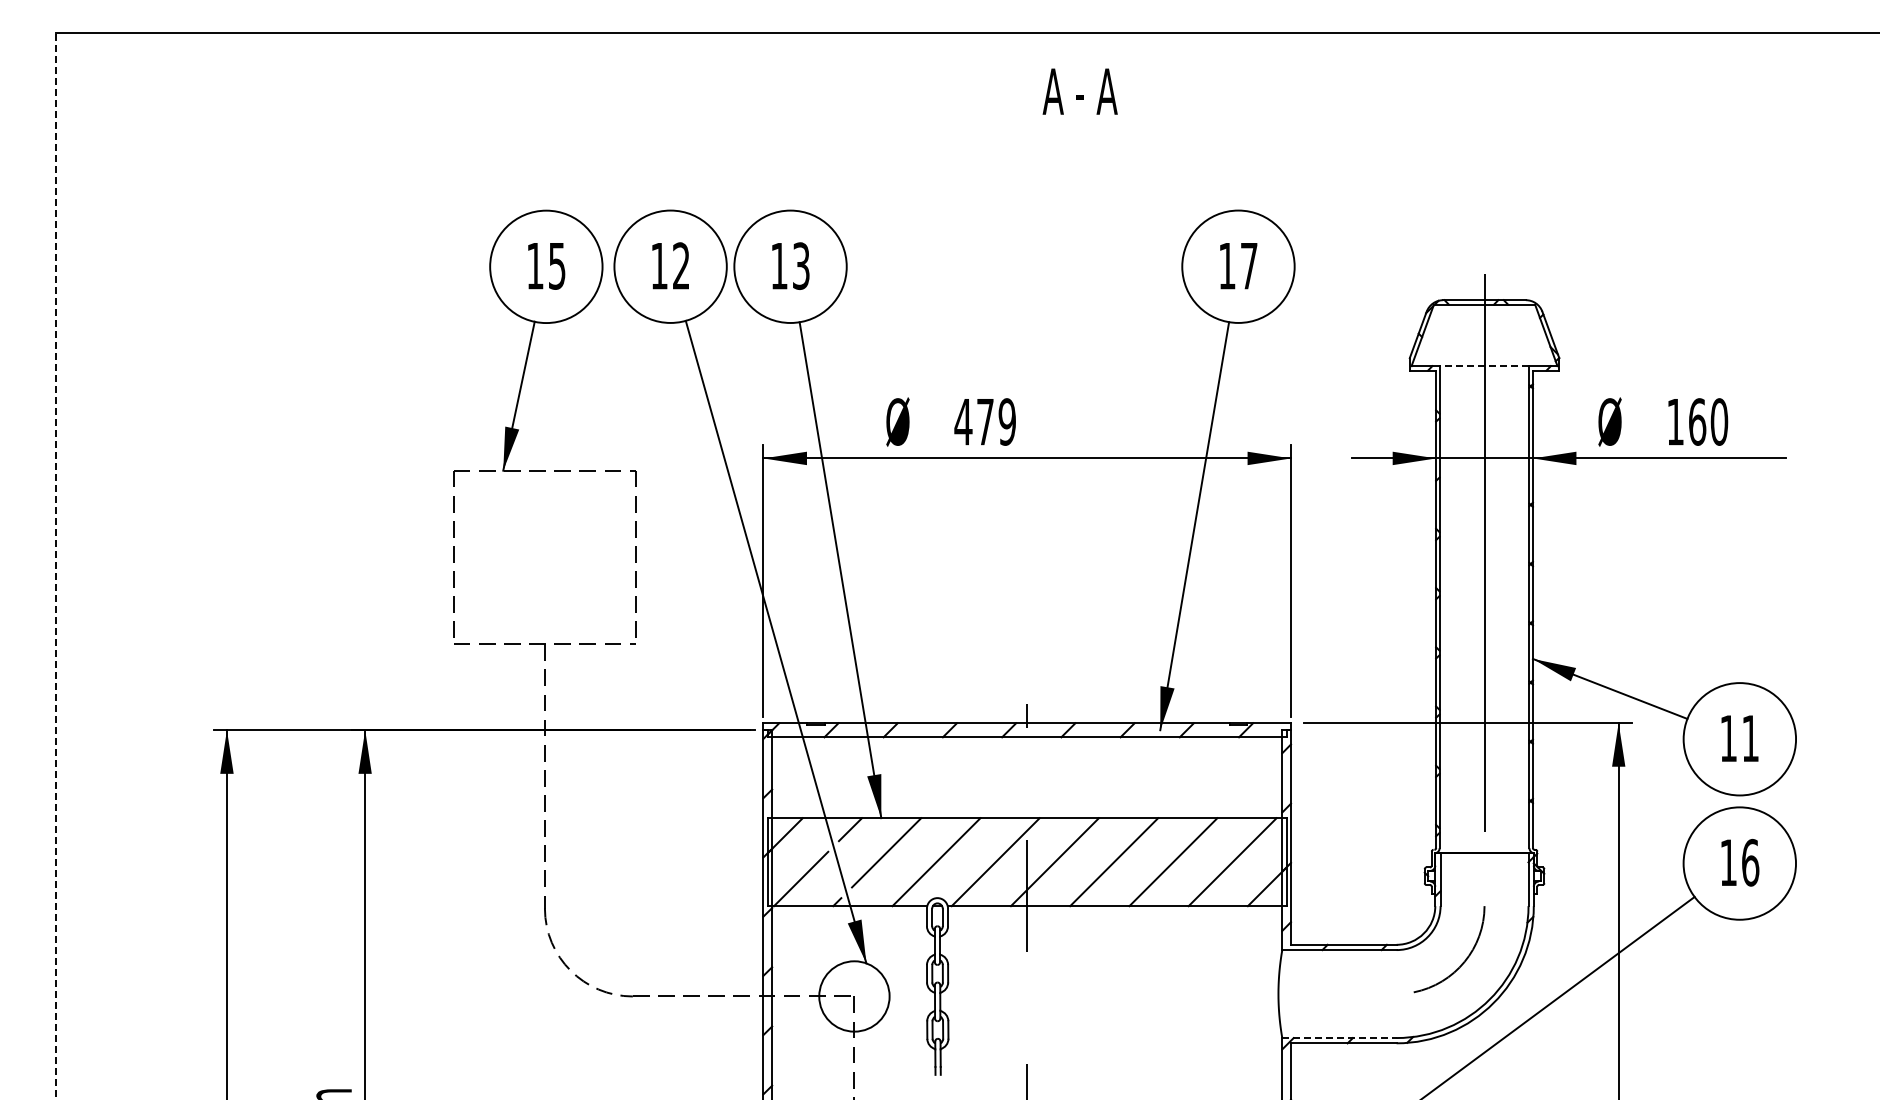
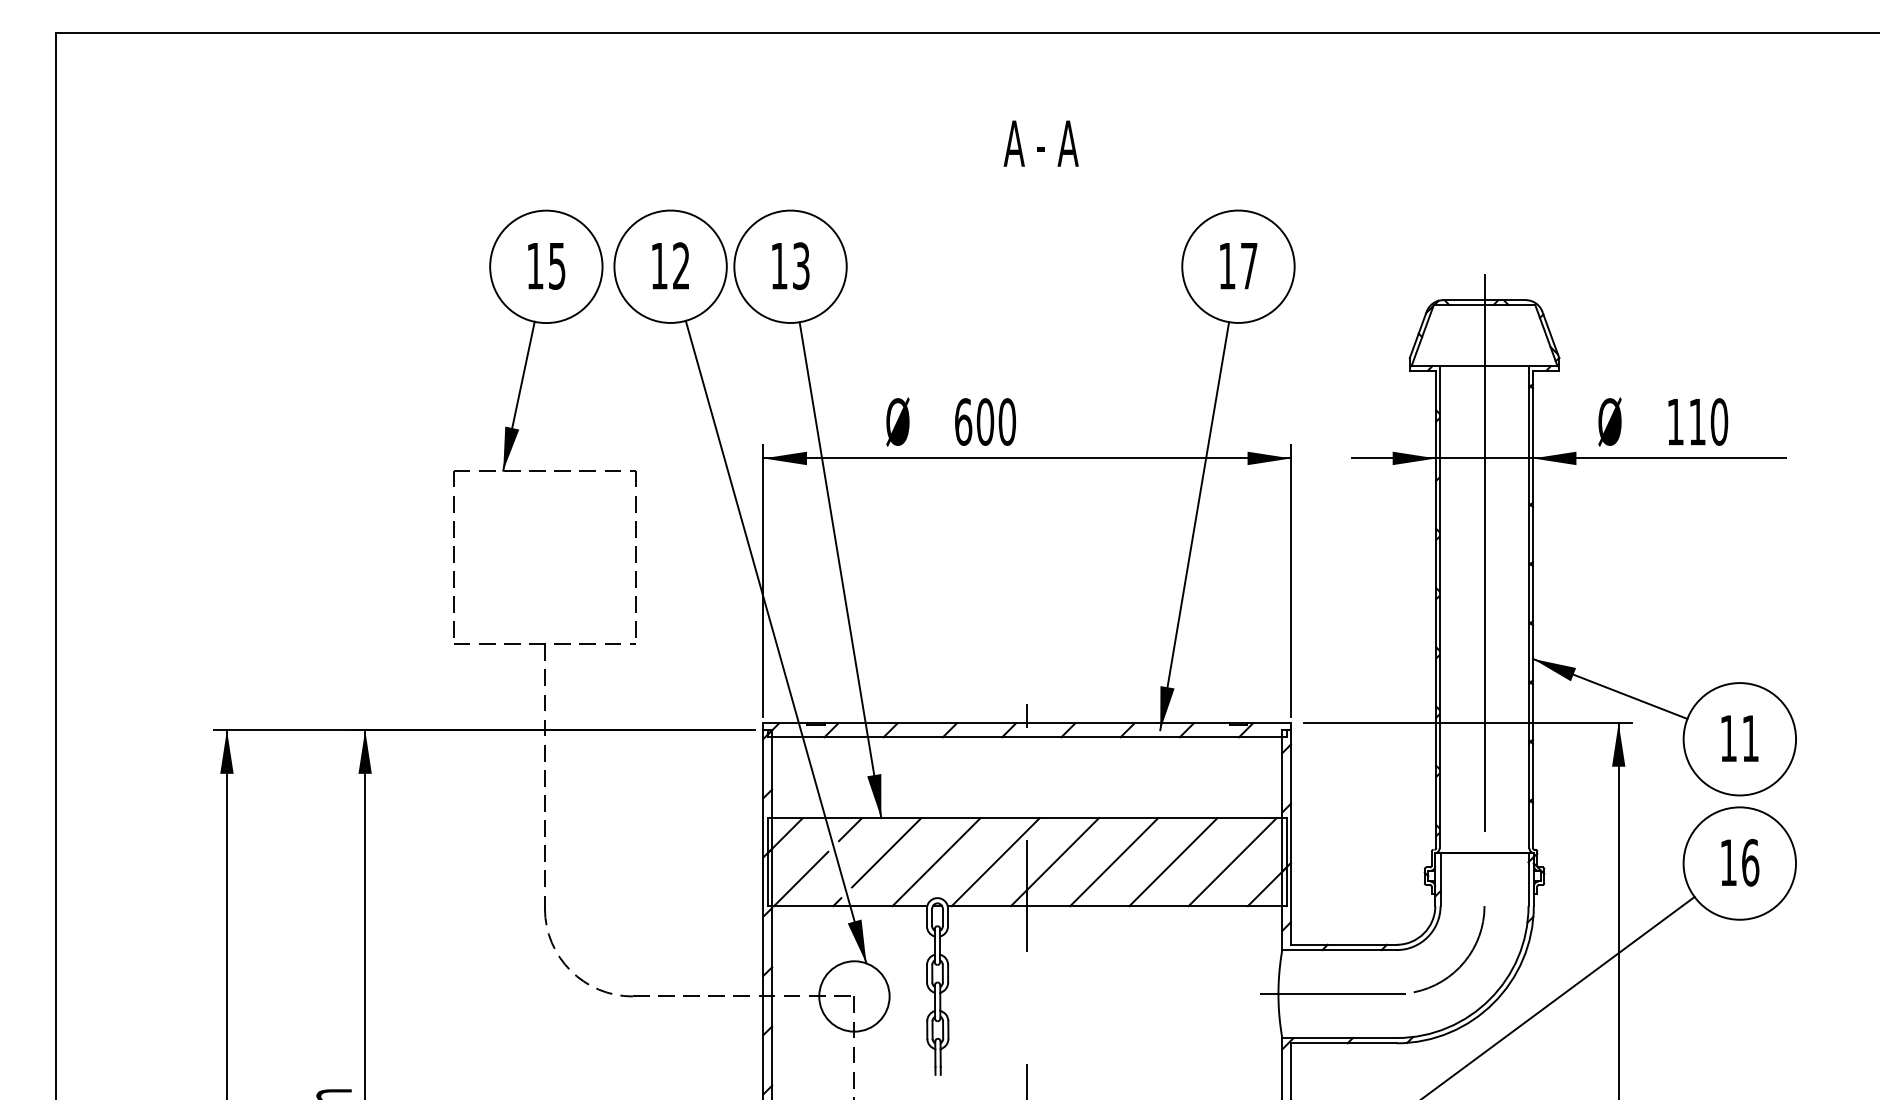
text position: (1079, 91) -> (1040, 143) (1040, 143)
line: dashed -> solid (1484, 366)
text: 479 -> 600 (985, 421)
text: 160 -> 110 (1697, 421)
line: dashed -> solid (56, 565)
line: none -> present (1332, 994)
line: dashed -> solid (1339, 1038)
